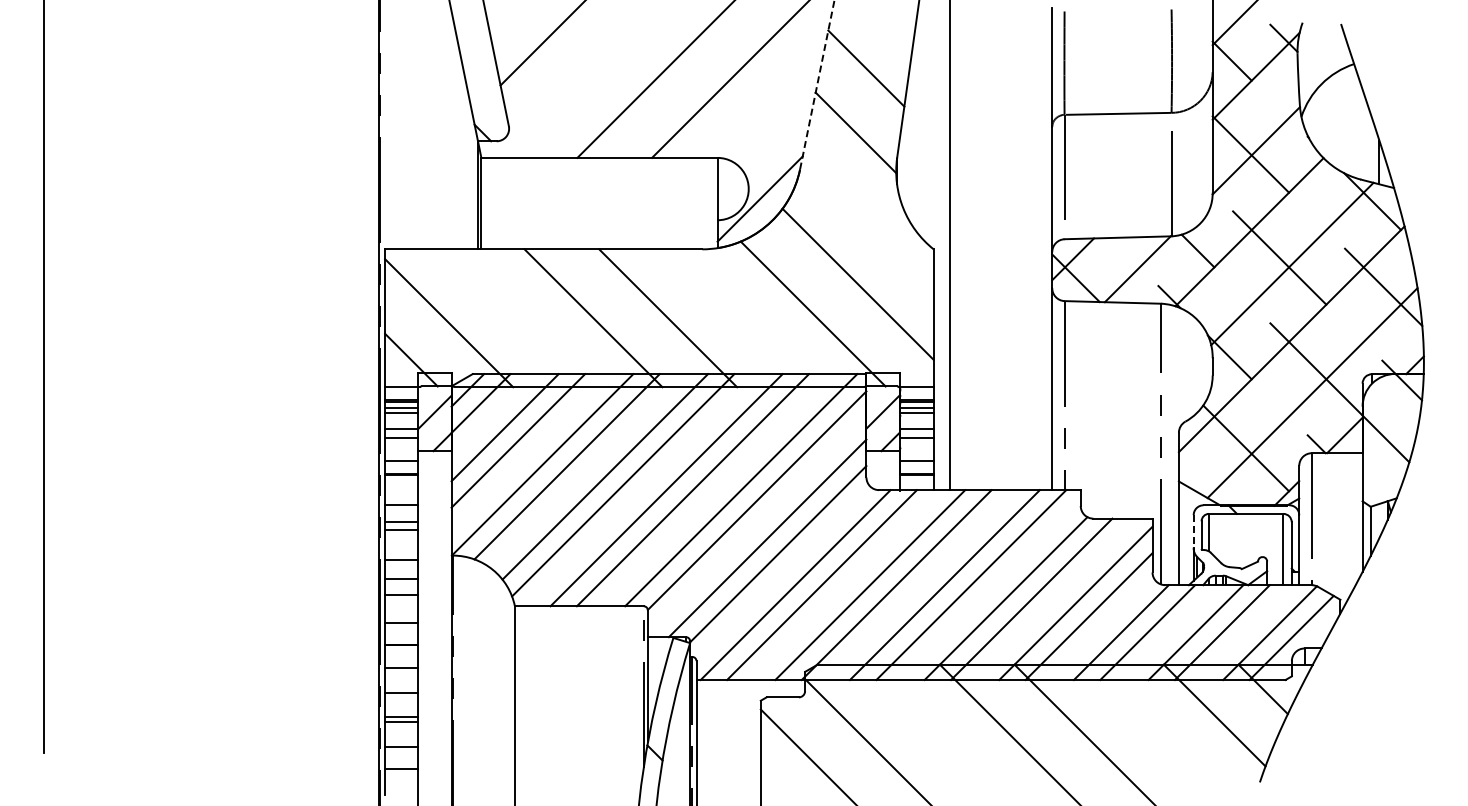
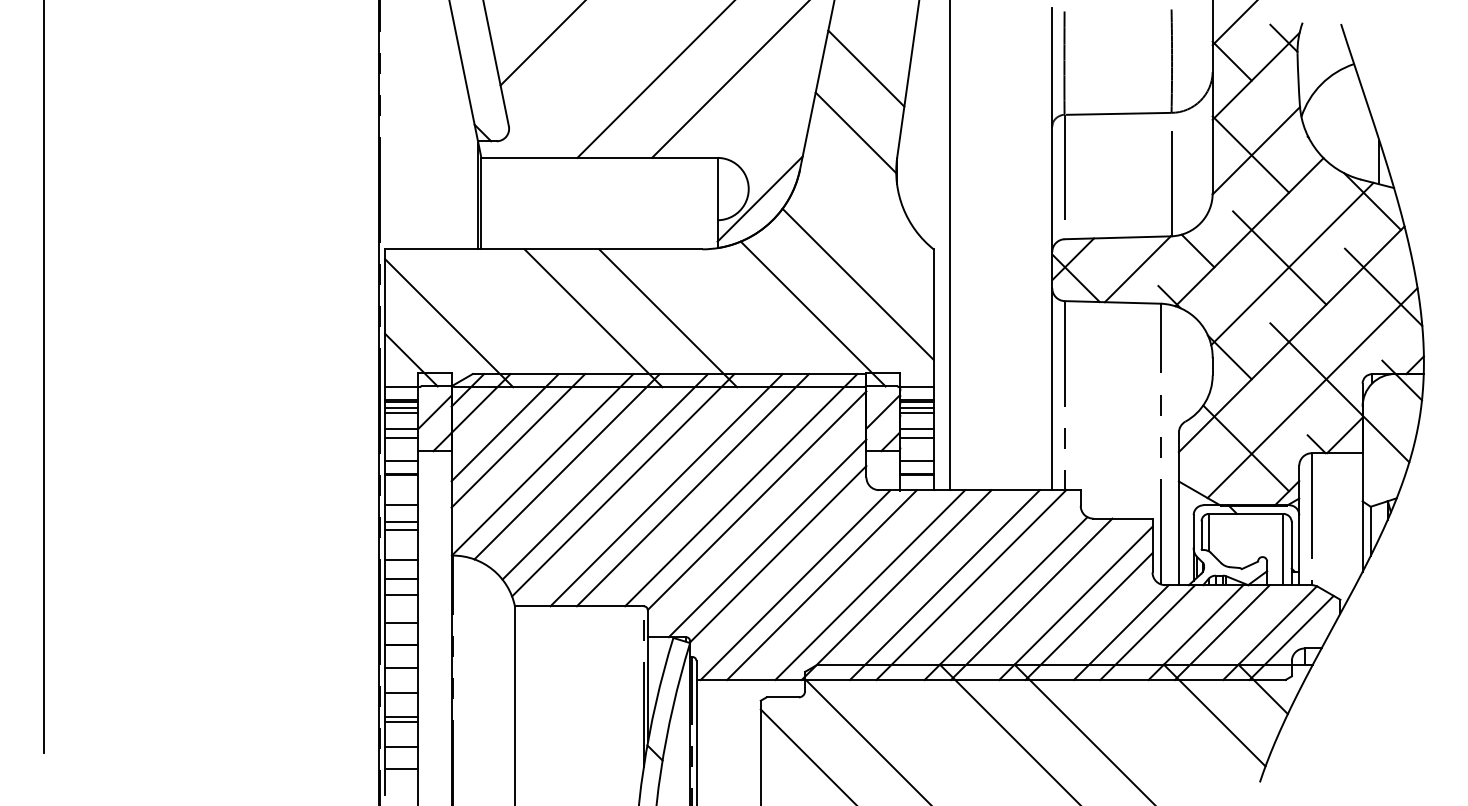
line: dashed -> solid (817, 84)
line: dashed -> solid (1193, 531)
